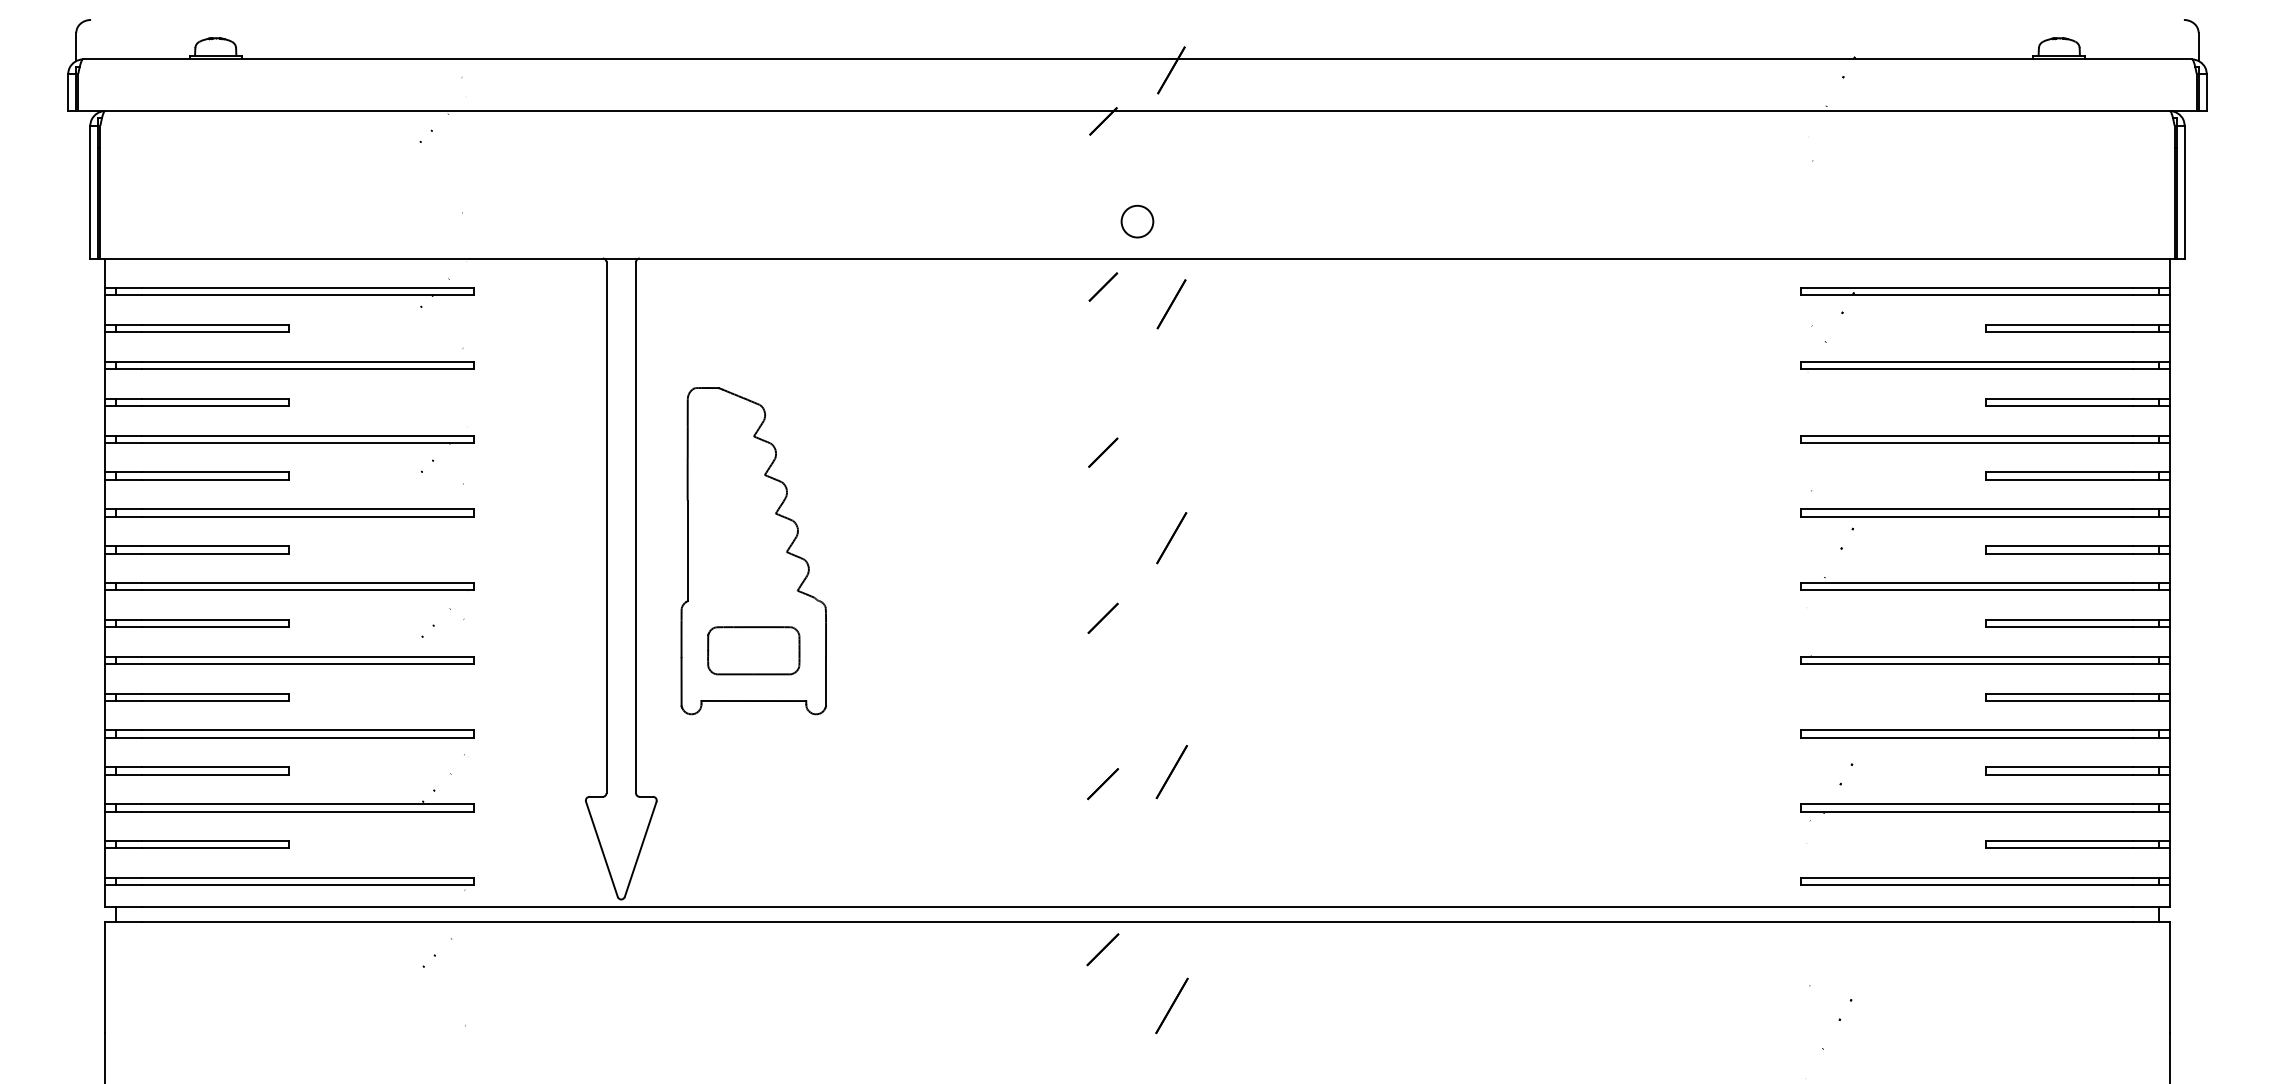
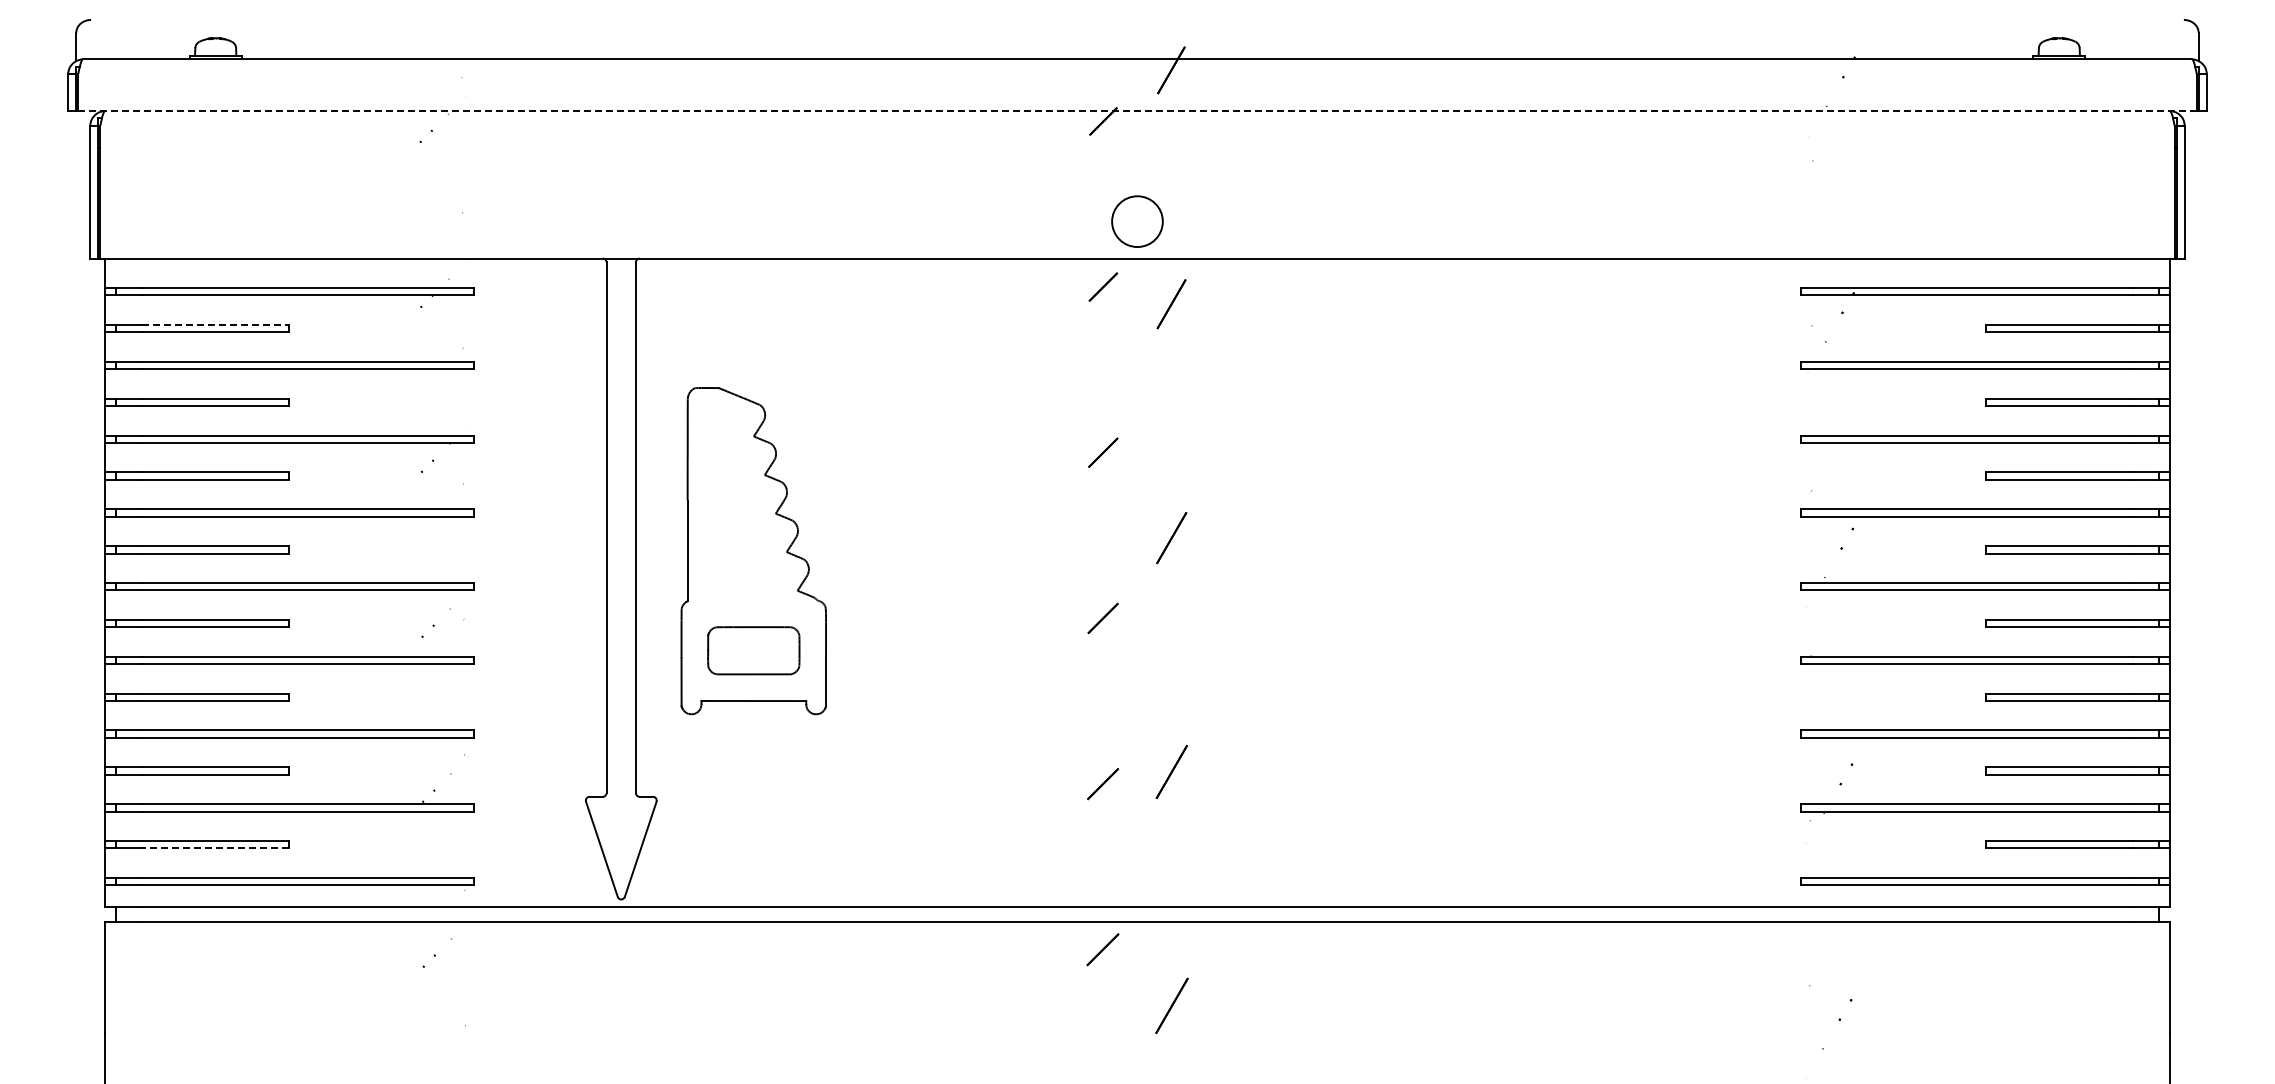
line: solid -> dashed (1138, 111)
circle diameter: 32 px -> 51 px (1137, 221)
line: solid -> dashed (215, 324)
line: solid -> dashed (215, 848)
